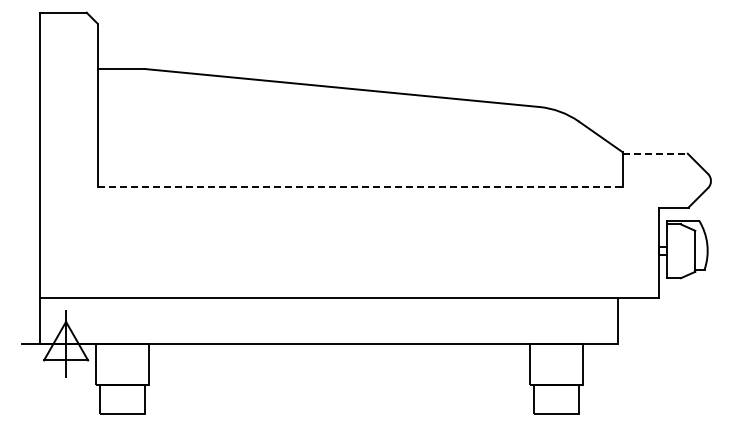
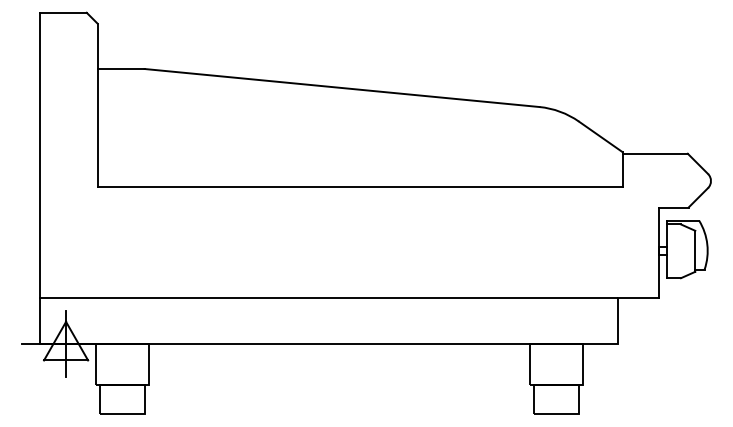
line: dashed -> solid (655, 153)
line: dashed -> solid (360, 186)
